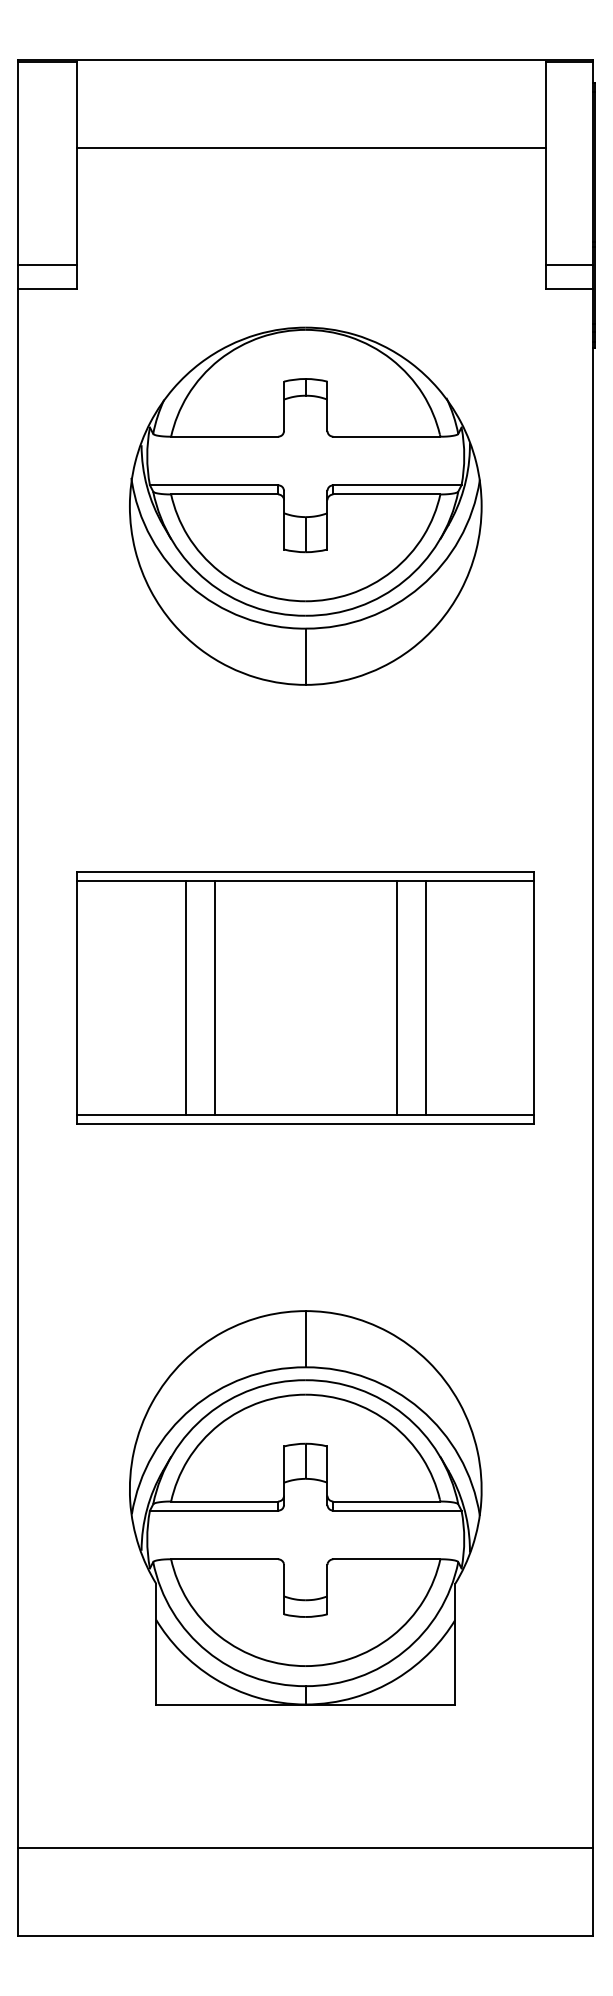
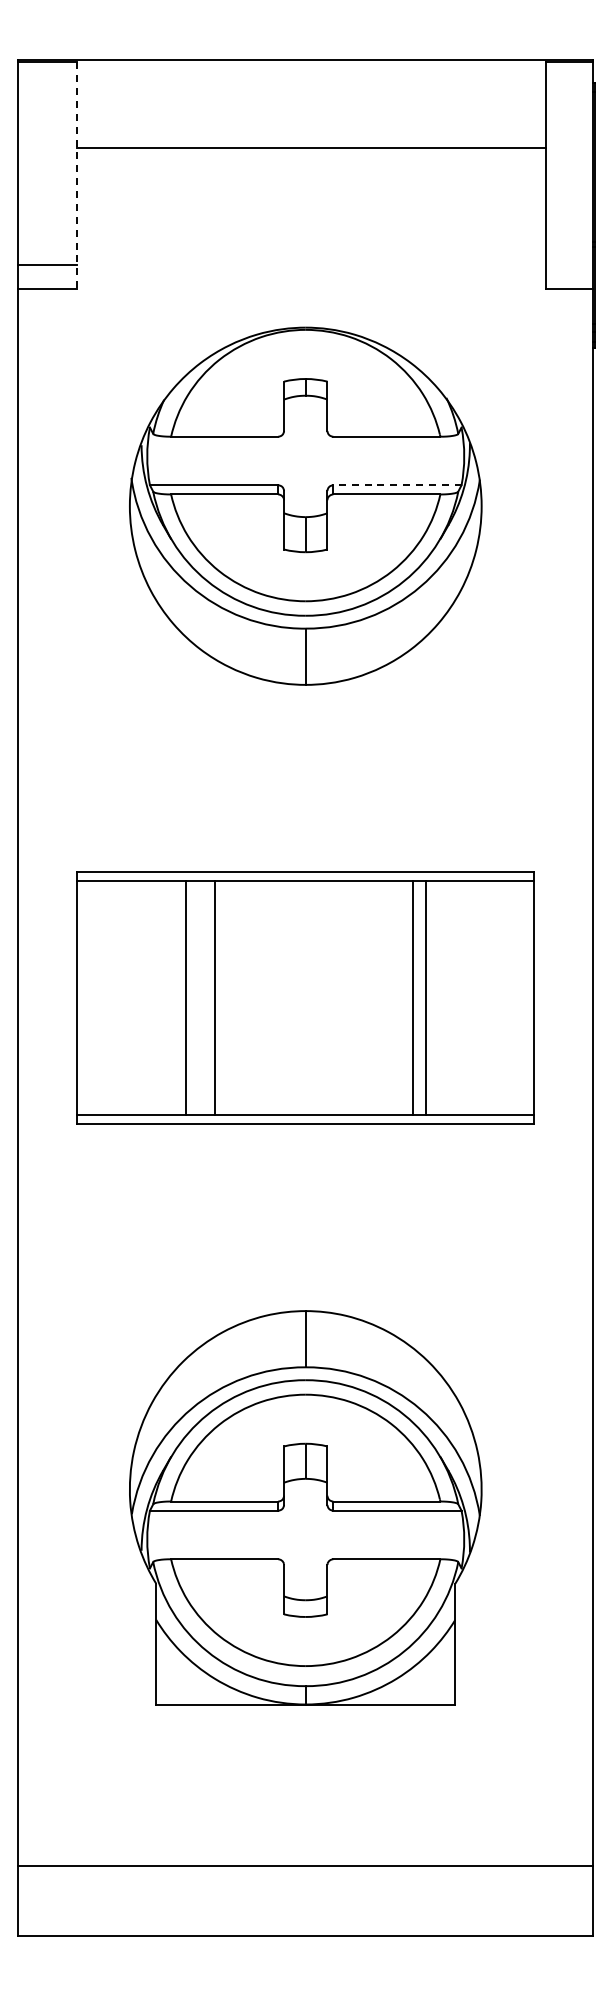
line: solid -> dashed (77, 176)
line: present -> none (569, 265)
line: solid -> dashed (396, 485)
line position: (396, 997) -> (412, 997) (412, 997)
line position: (305, 1848) -> (305, 1866) (305, 1866)
